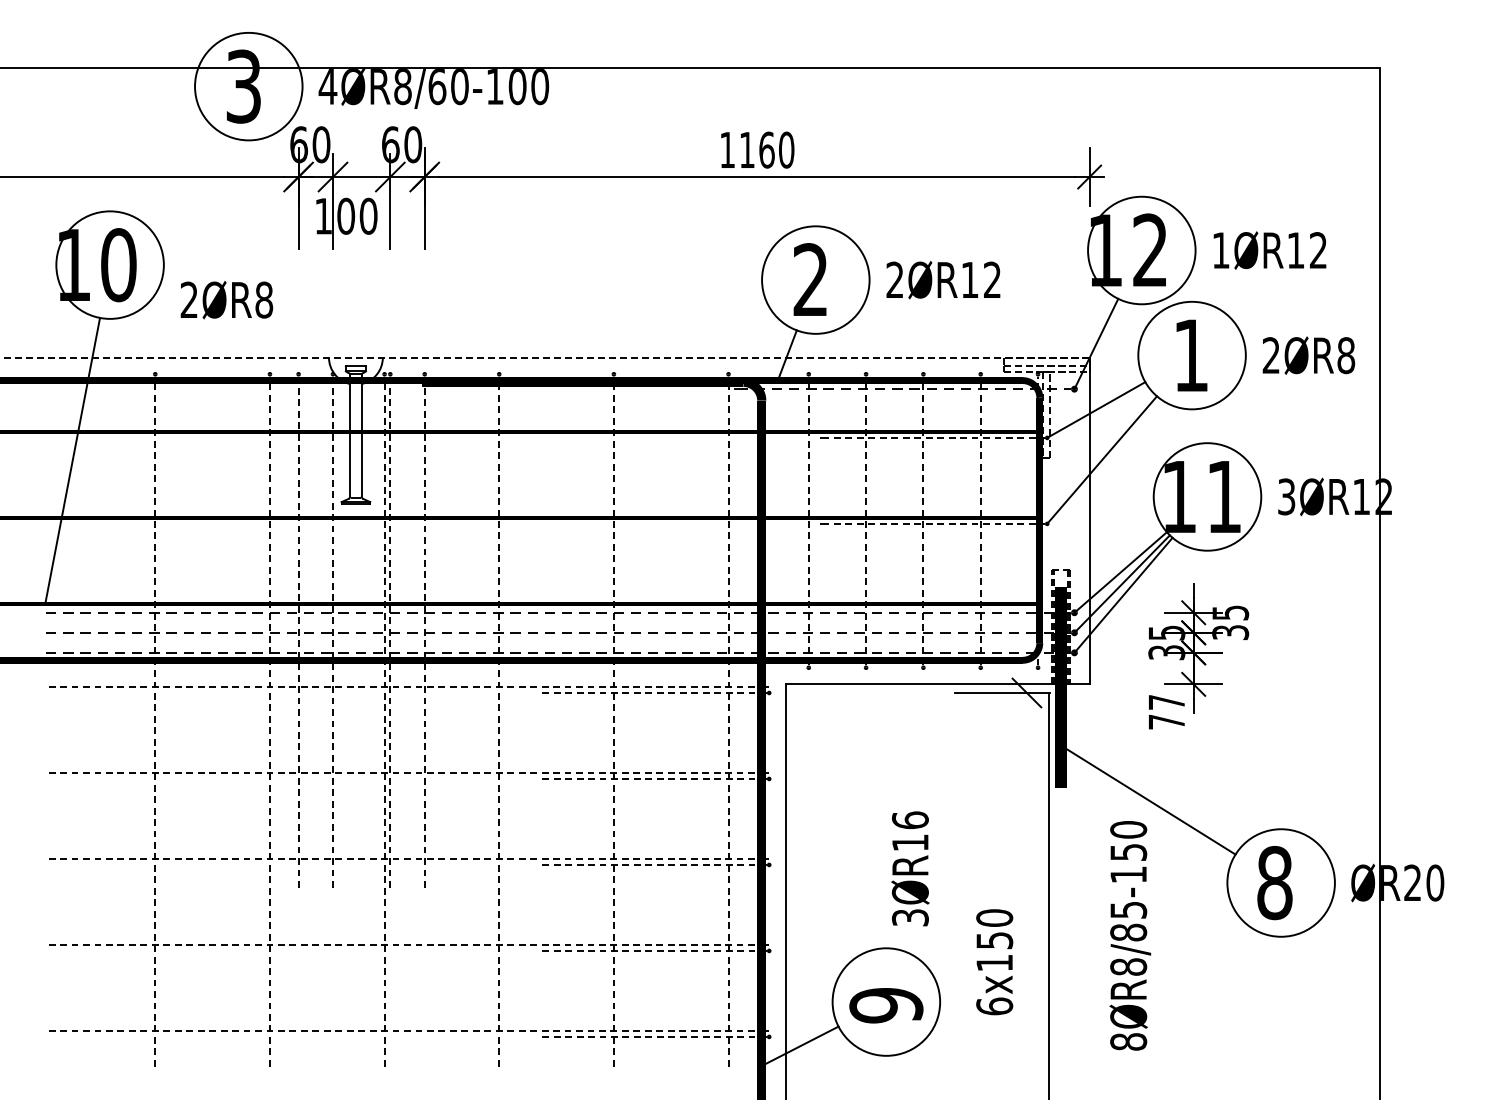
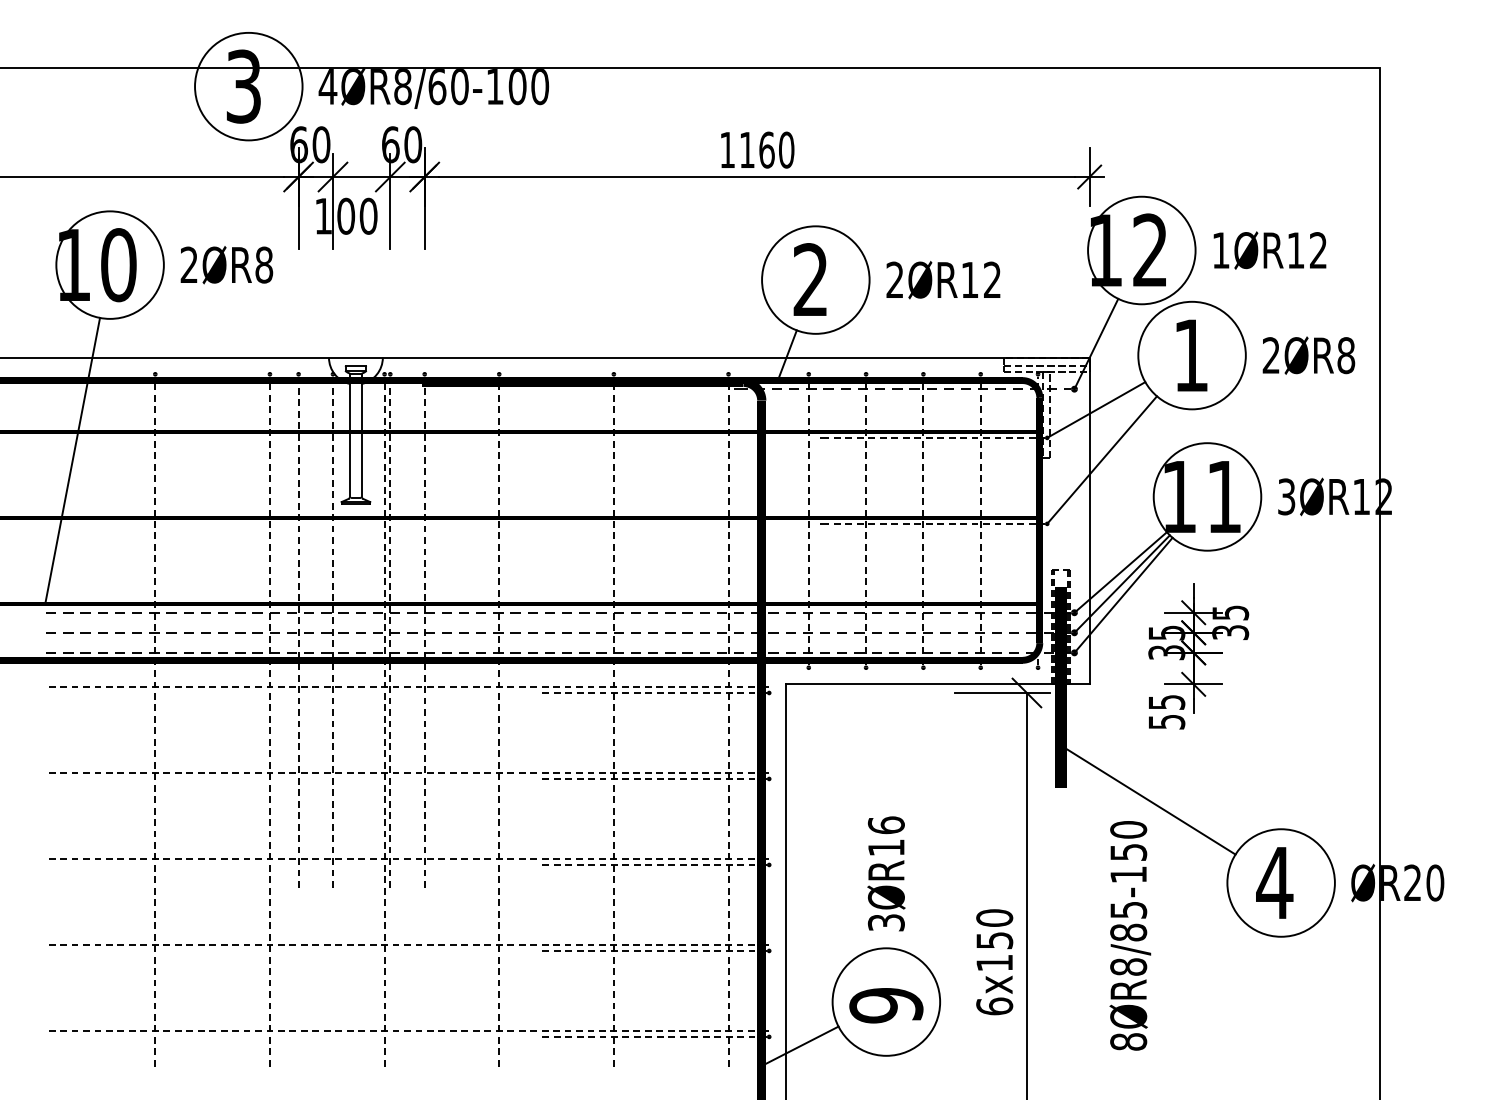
text position: (226, 300) -> (226, 265) (226, 265)
line: dashed -> solid (545, 357)
text: 77 -> 55 (1167, 712)
text position: (910, 868) -> (886, 873) (886, 873)
text: 8 -> 4 (1274, 883)
line position: (1048, 894) -> (1026, 894) (1026, 894)
